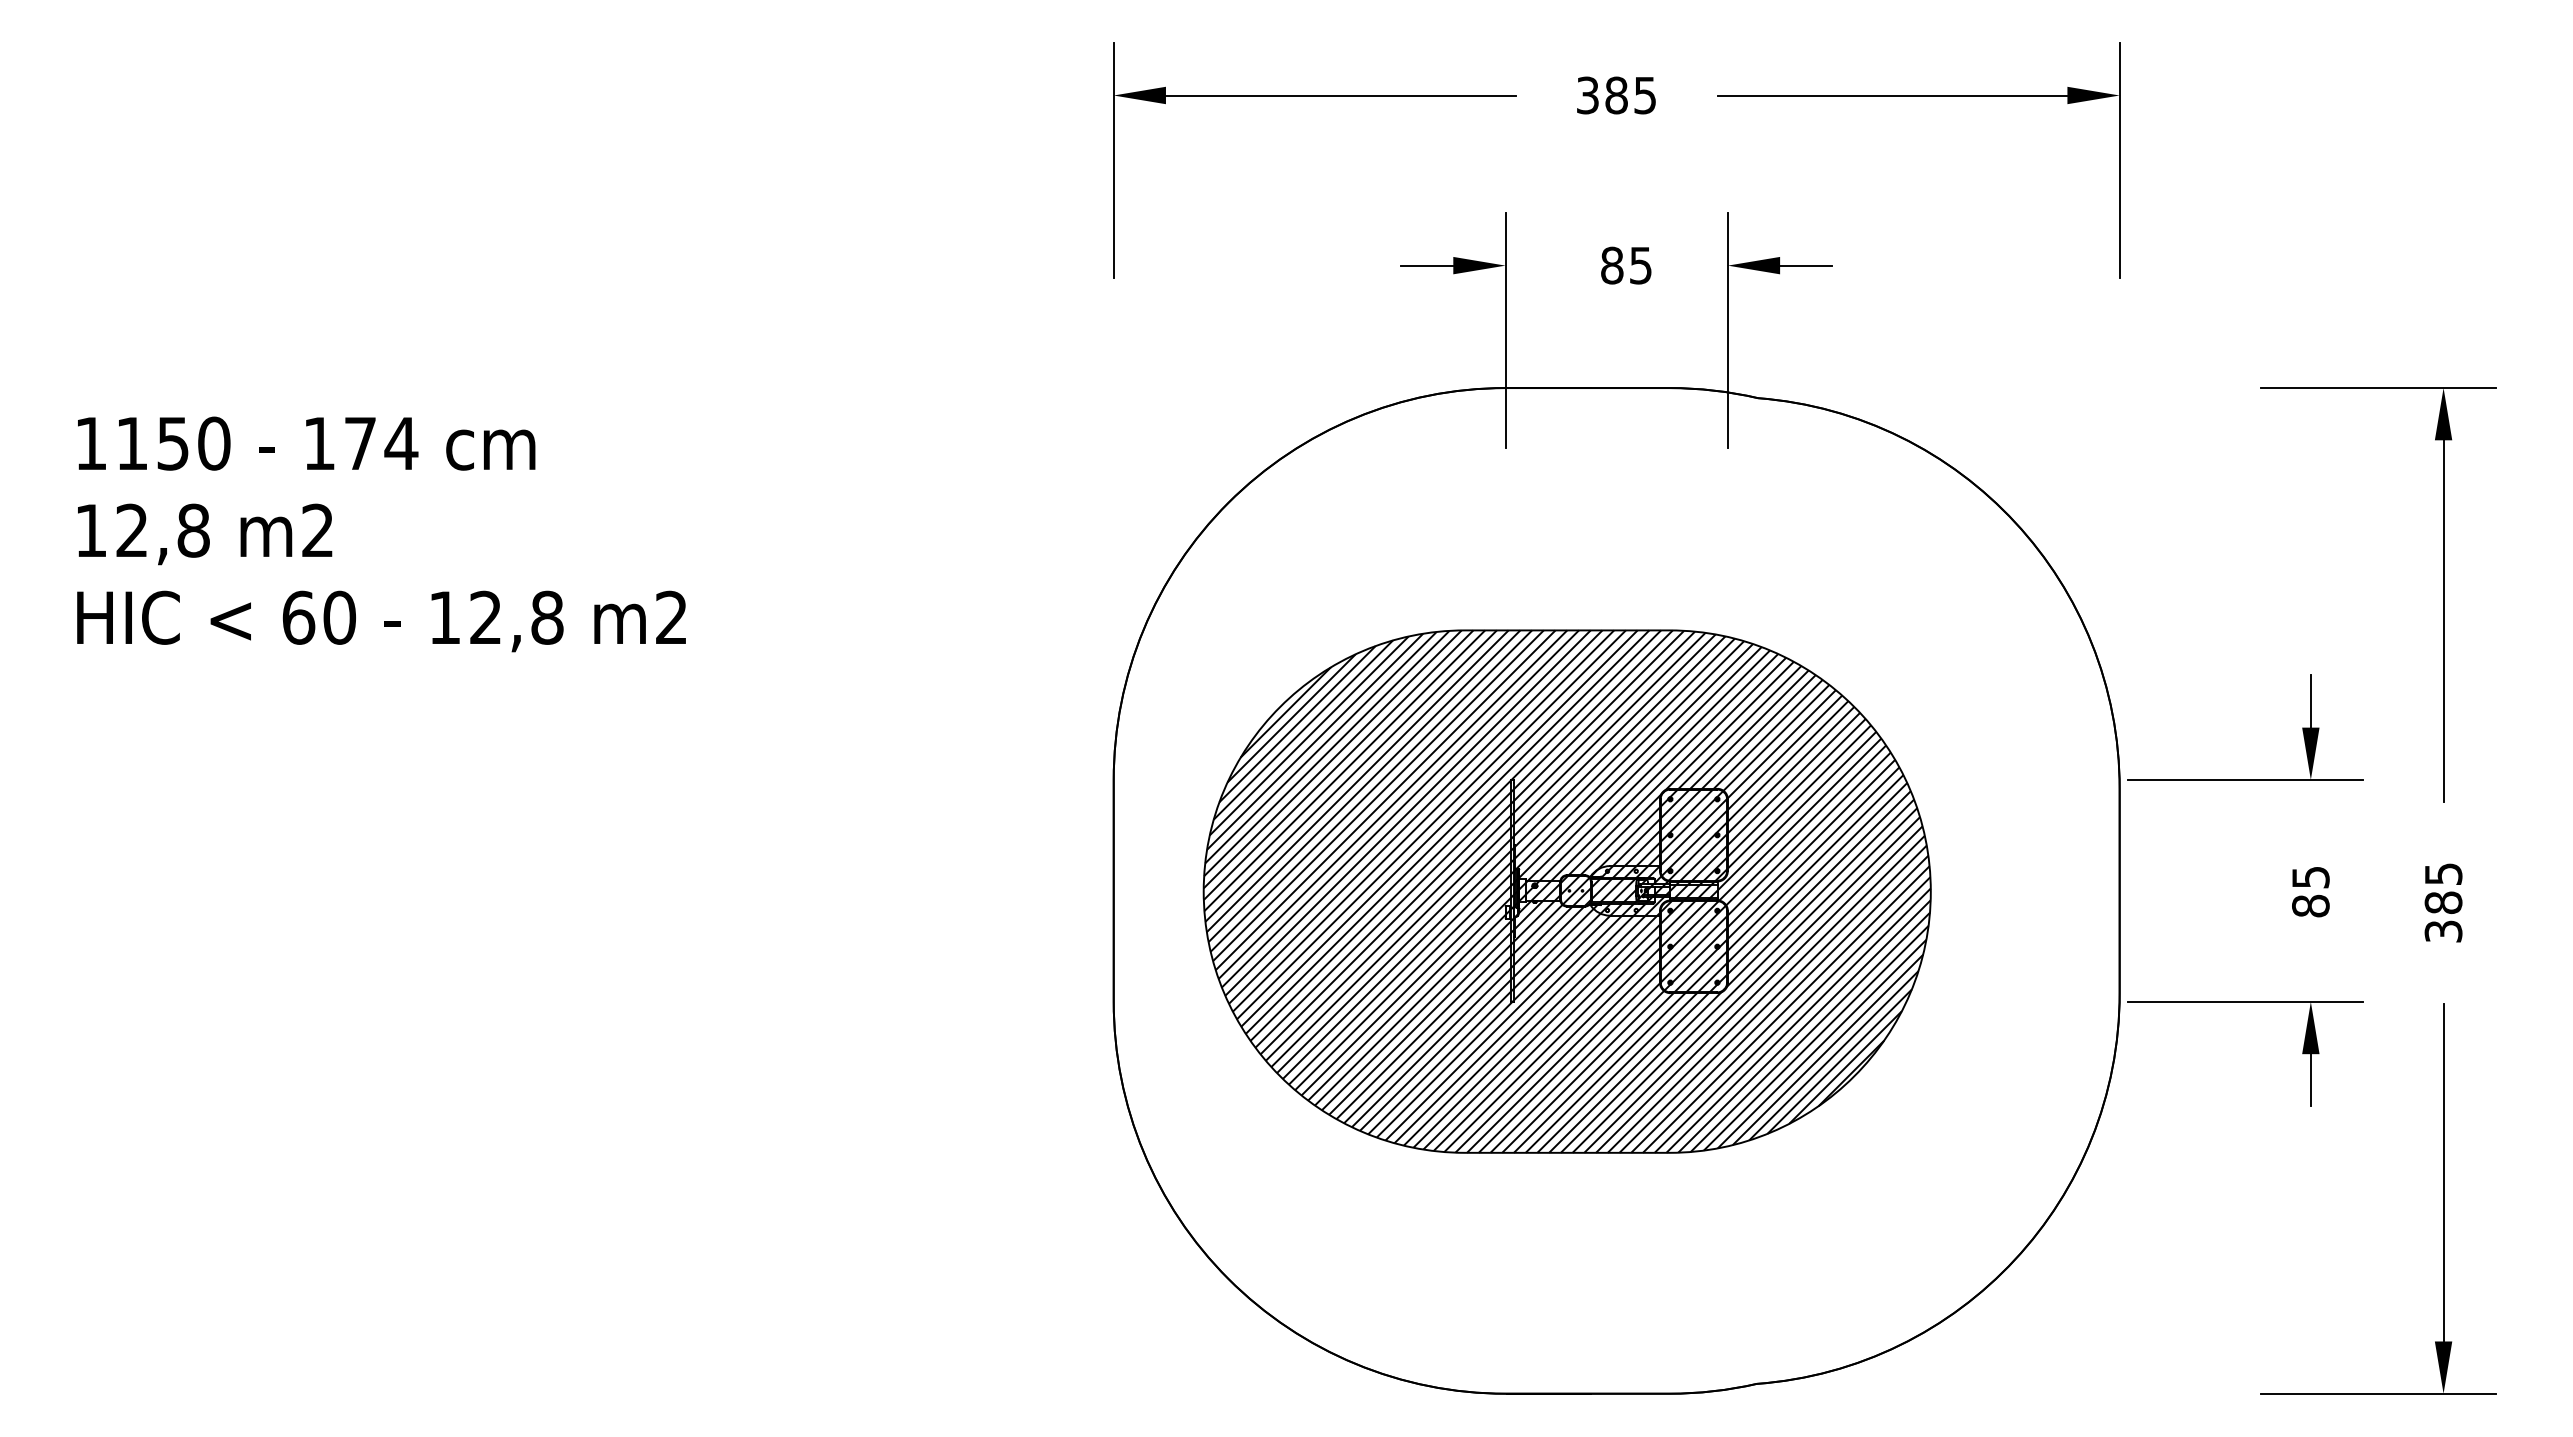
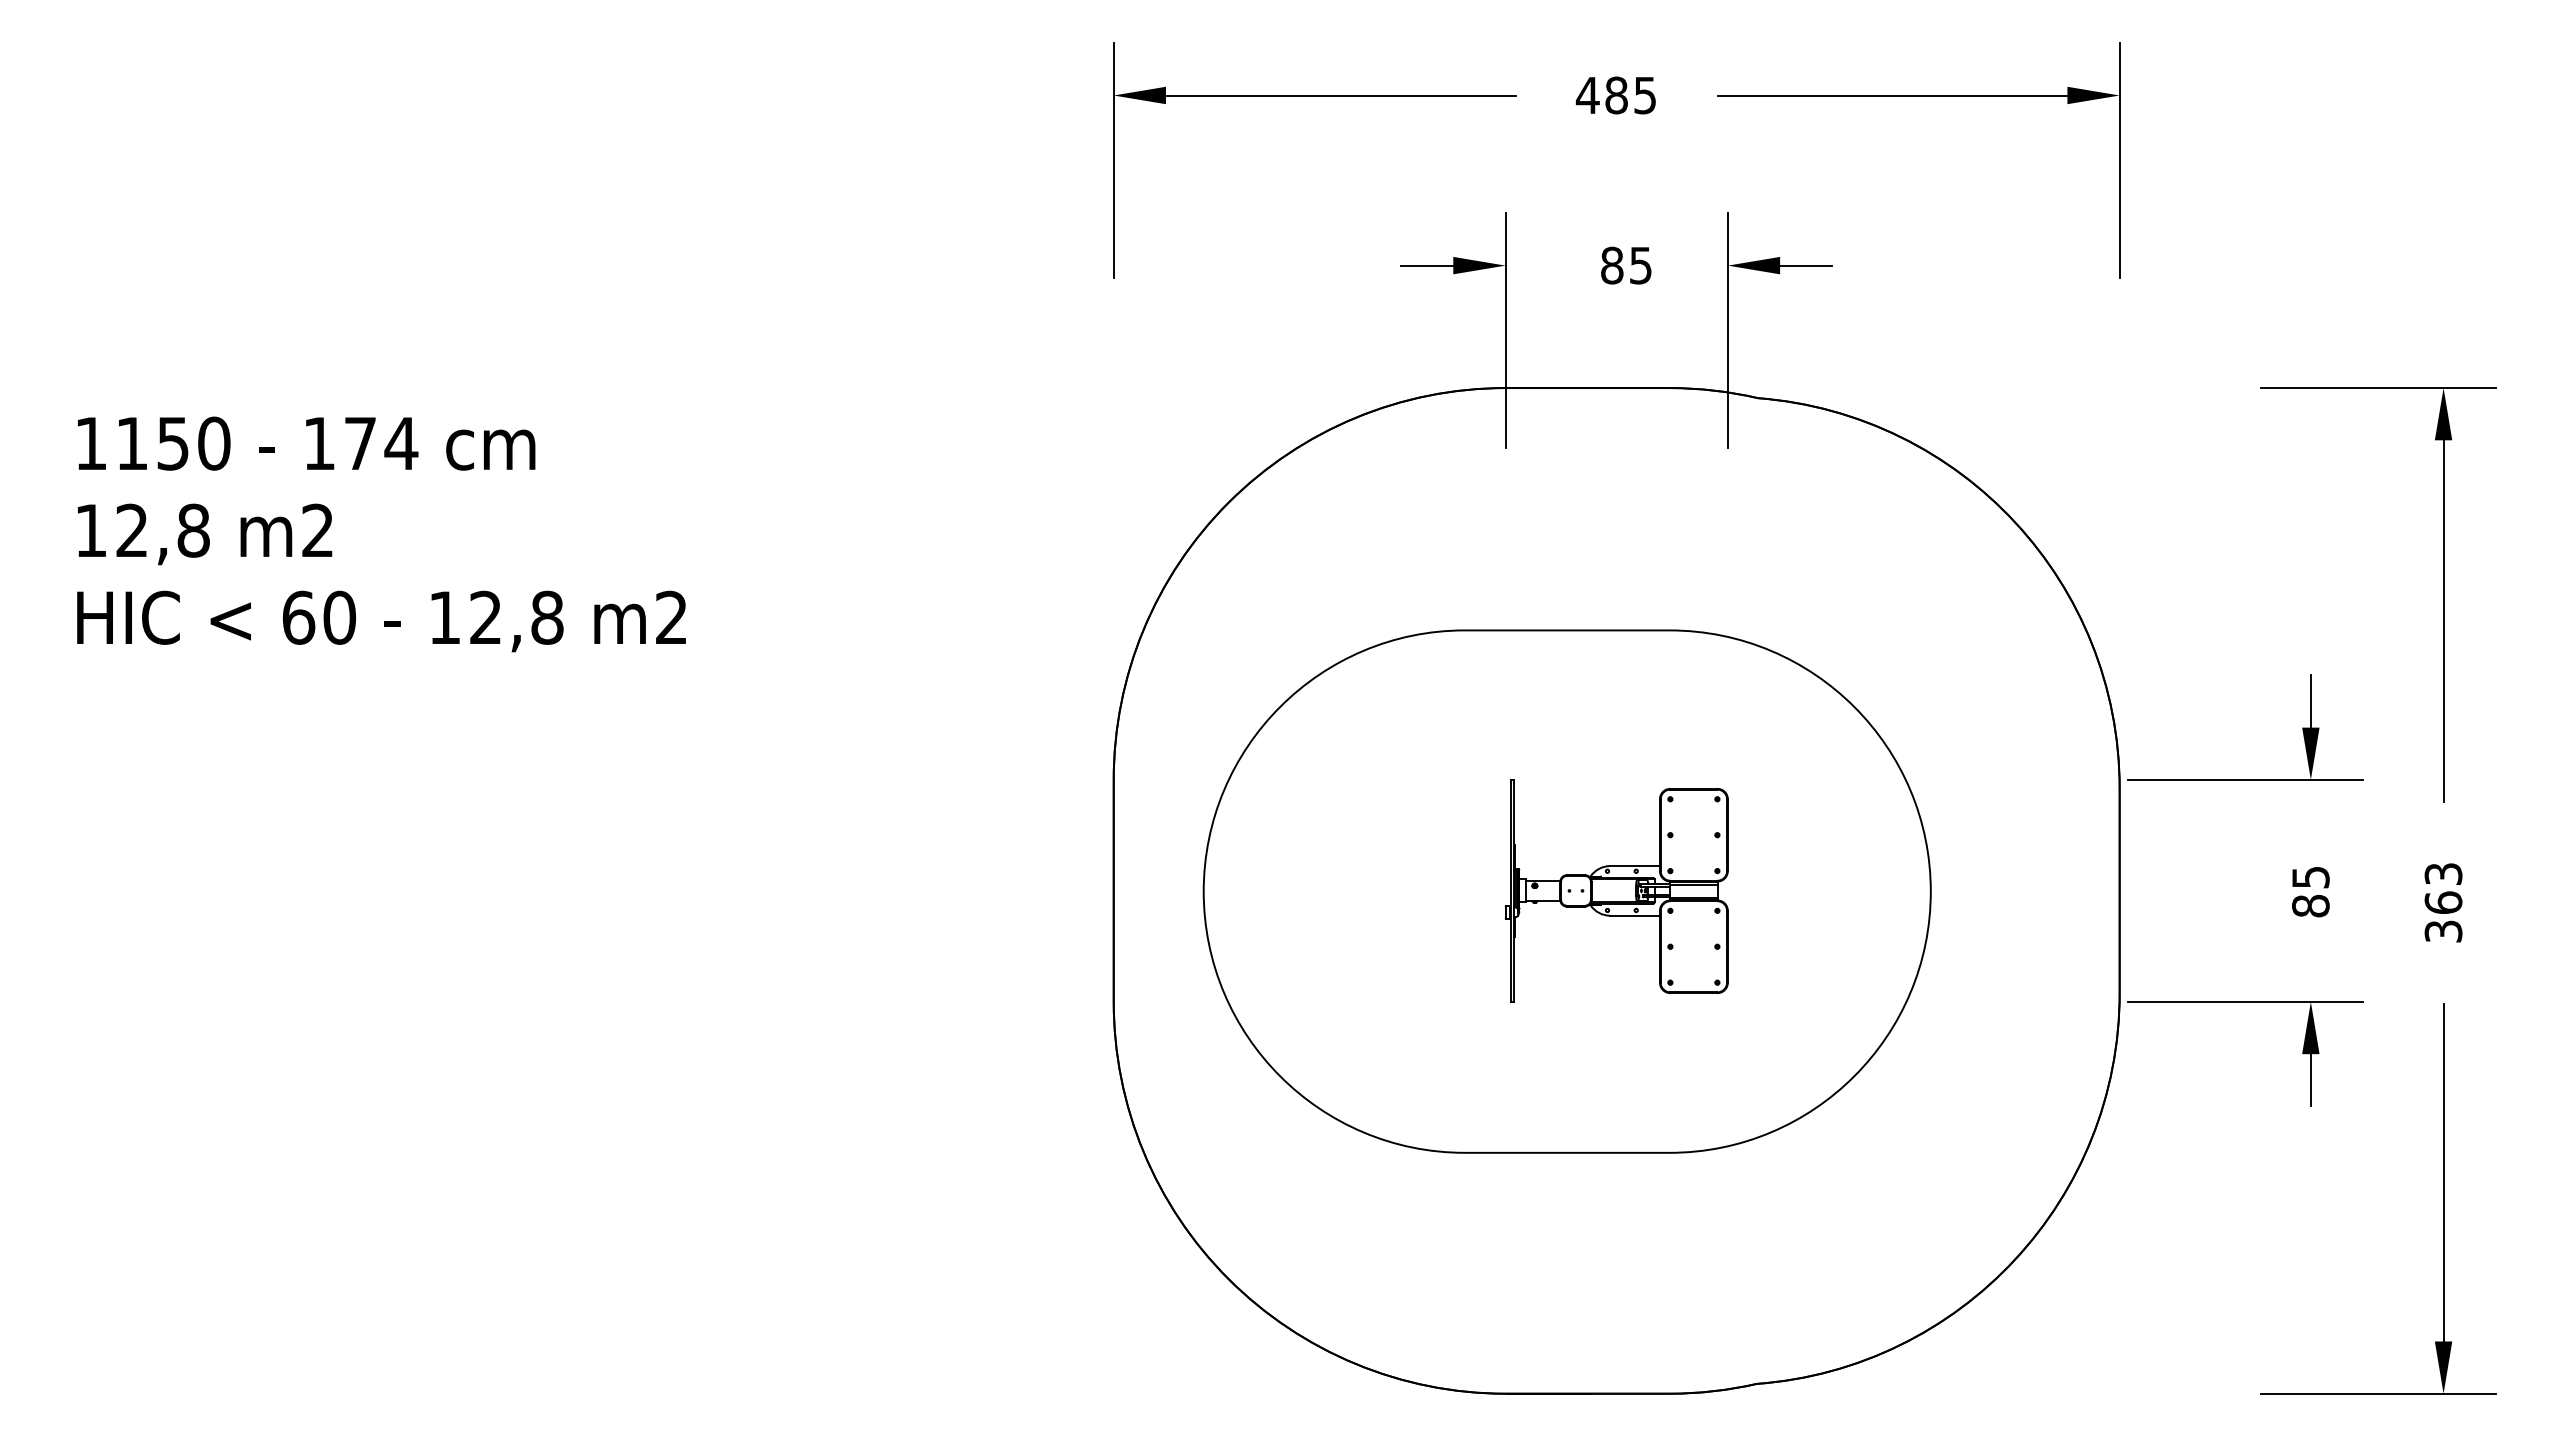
text: 385 -> 485 (1587, 95)
text: 385 -> 363 (2443, 888)
hatch: present -> none (1566, 891)
